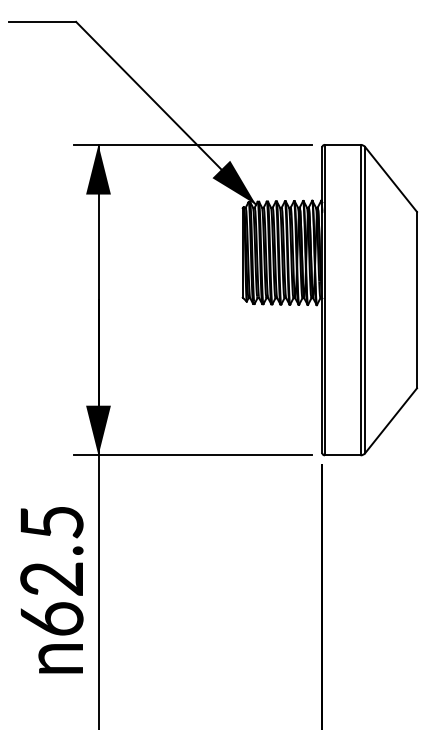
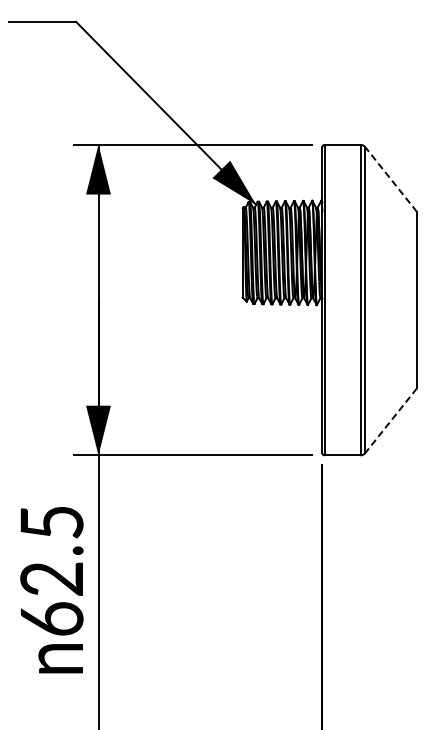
line: solid -> dashed (390, 179)
line: solid -> dashed (390, 421)
